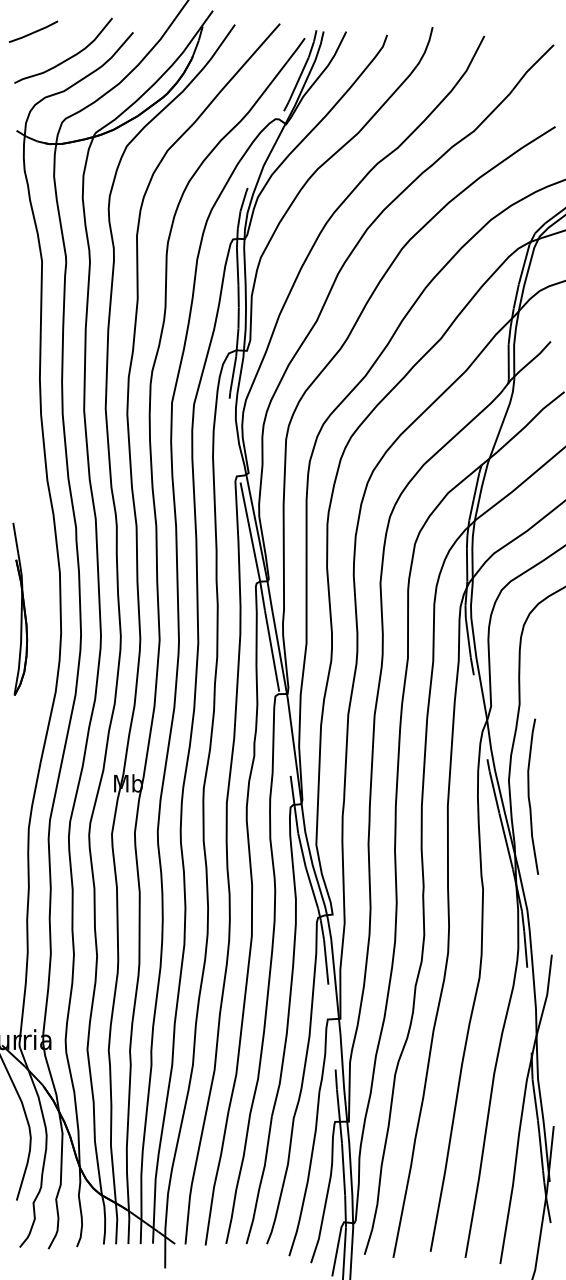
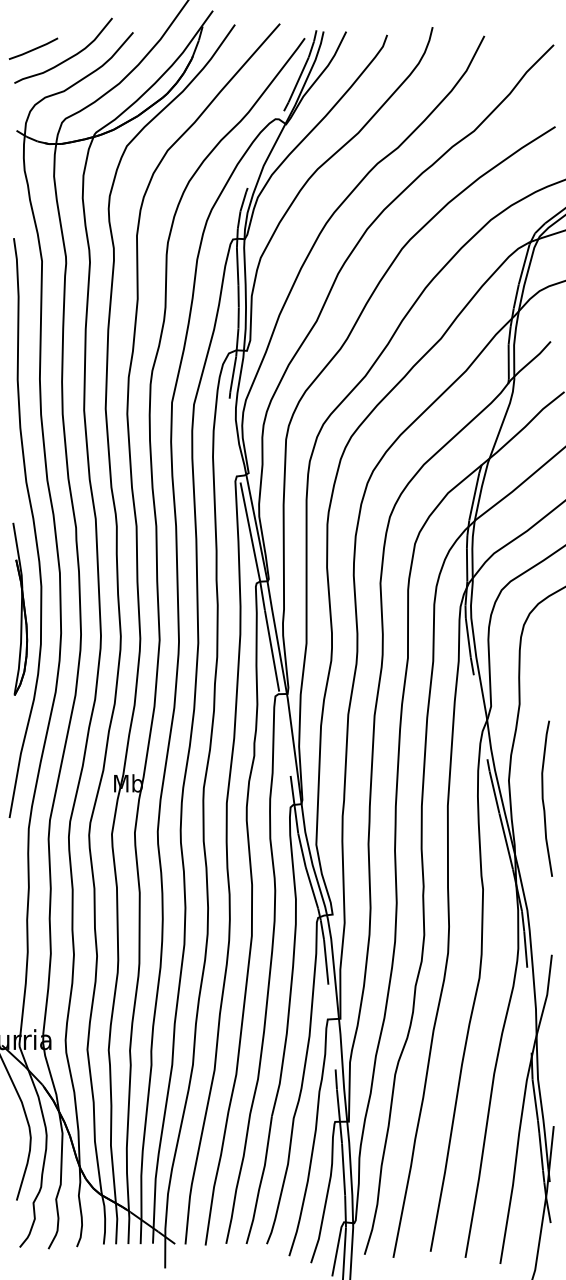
line position: (33, 31) -> (33, 48) (33, 48)
curve: none -> present (33, 527)
curve position: (529, 796) -> (543, 798) (543, 798)
